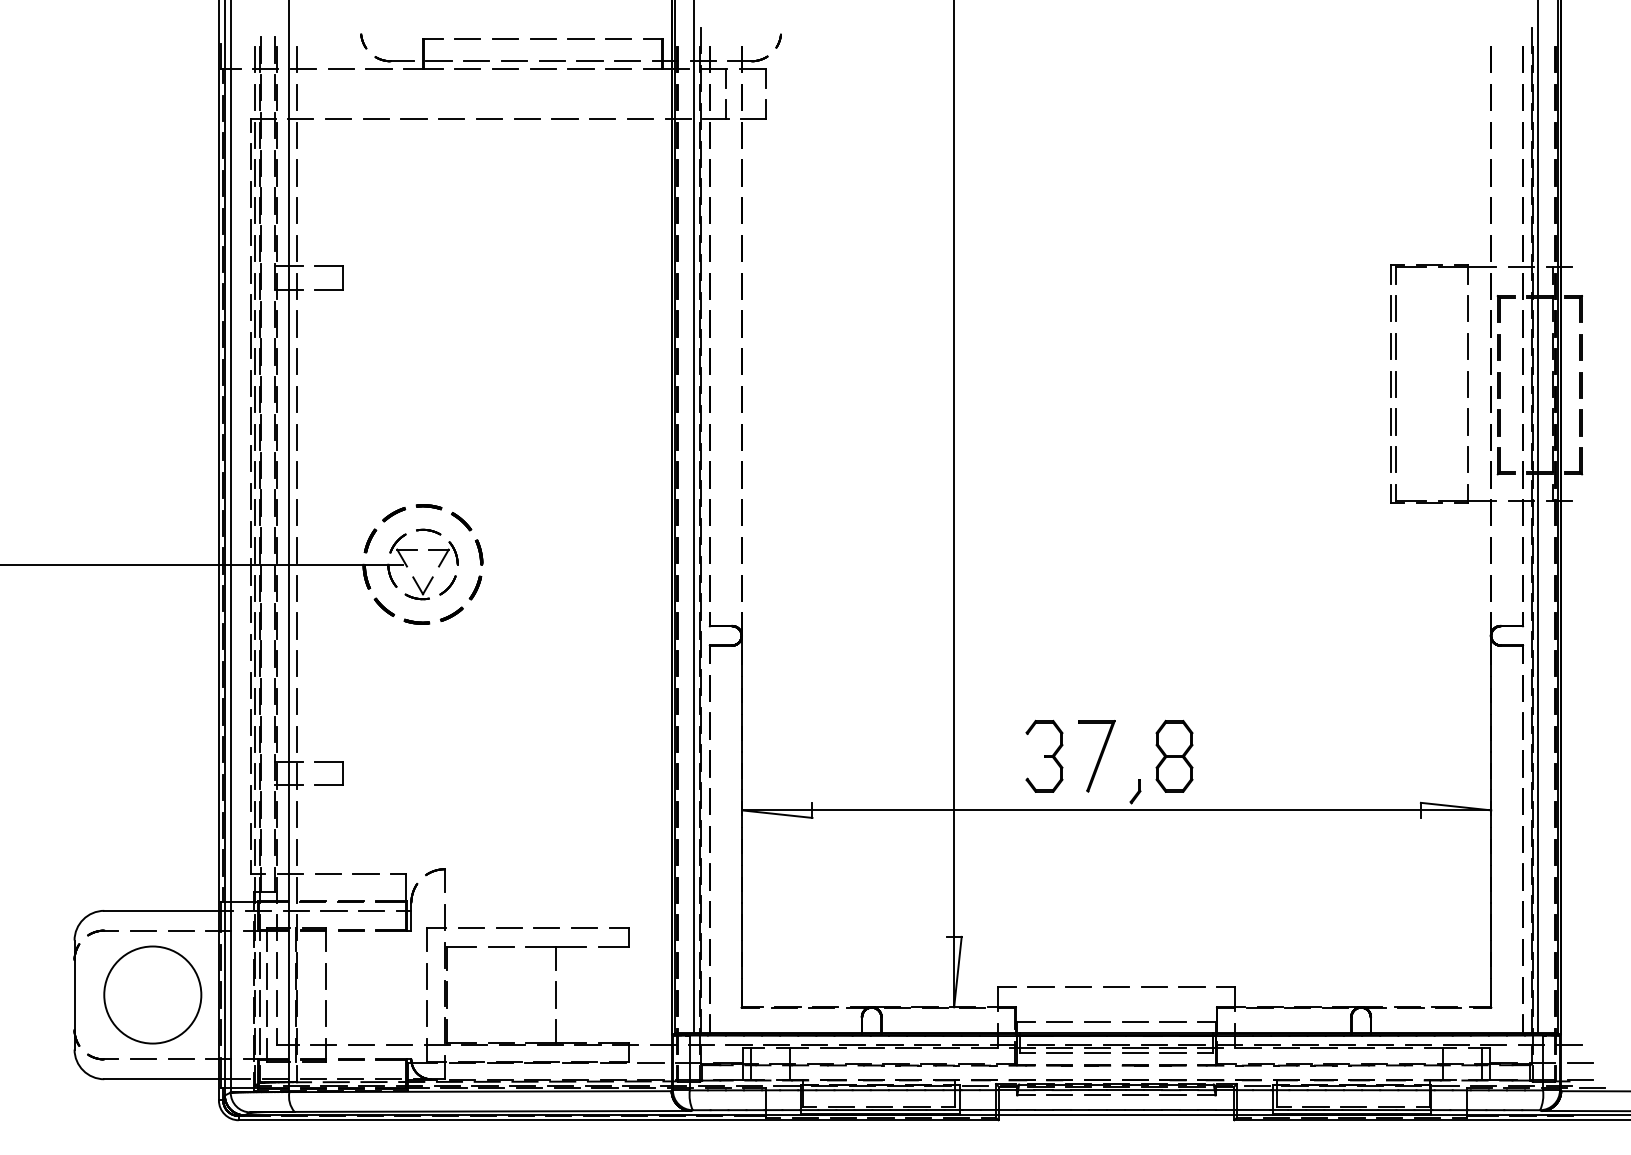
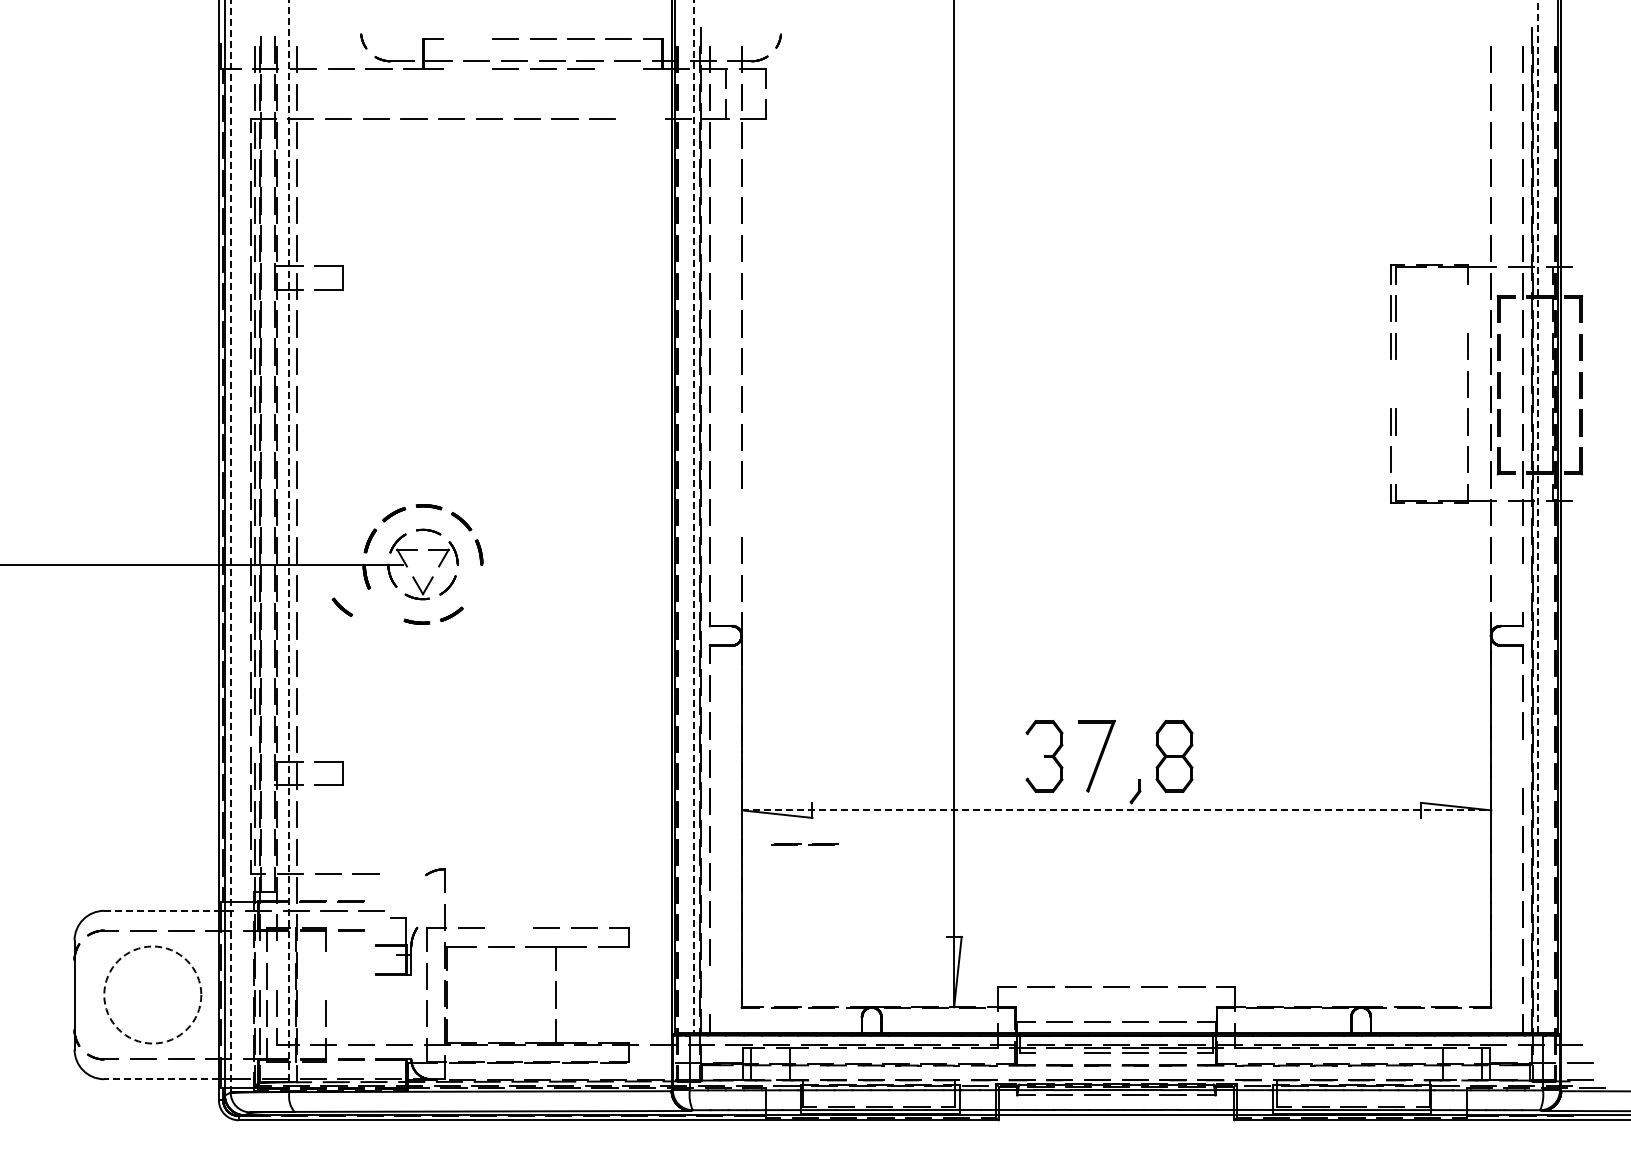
line: present -> none (467, 38)
line: present -> none (467, 69)
line: present -> none (618, 69)
line: present -> none (640, 118)
line: present -> none (1467, 308)
part: present -> none (1393, 384)
line: present -> none (1396, 459)
line: present -> none (741, 512)
line: solid -> dashed (1538, 516)
line: solid -> dashed (694, 517)
line: solid -> dashed (230, 546)
line: solid -> dashed (289, 546)
part: present -> none (475, 587)
line: present -> none (1522, 588)
part position: (384, 606) -> (342, 606) (342, 606)
line: present -> none (254, 738)
line: present -> none (1522, 763)
line: solid -> dashed (1116, 810)
line: none -> present (801, 844)
part position: (396, 902) -> (396, 946) (396, 946)
line: solid -> dashed (162, 910)
line: present -> none (509, 927)
line: present -> none (260, 965)
line: present -> none (276, 965)
line: present -> none (325, 976)
line: present -> none (709, 990)
circle: solid -> dashed (152, 994)
line: present -> none (1059, 1052)
line: present -> none (650, 1062)
line: solid -> dashed (161, 1079)
